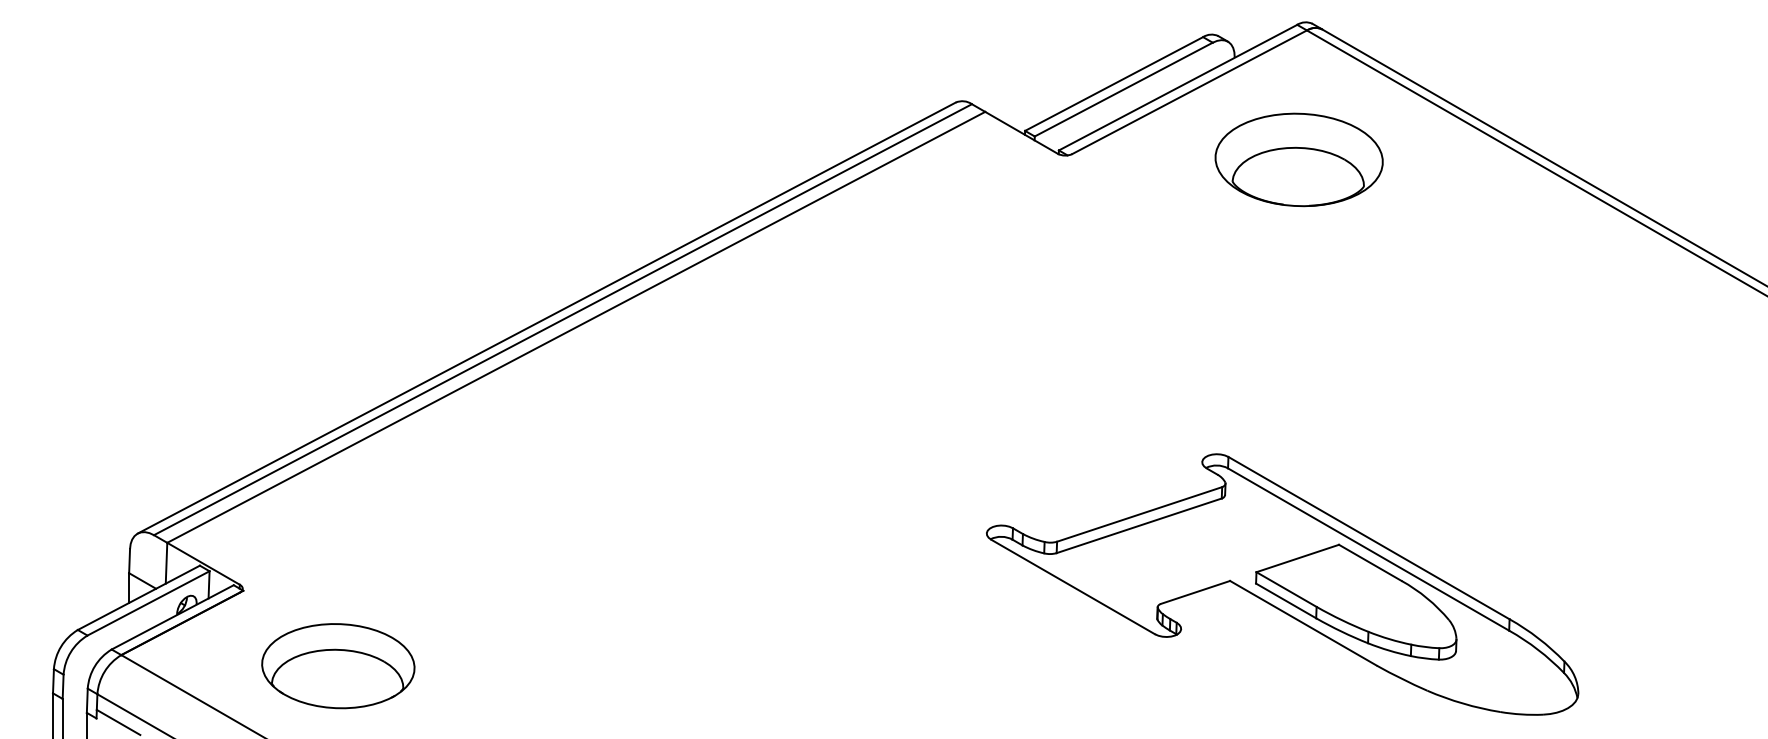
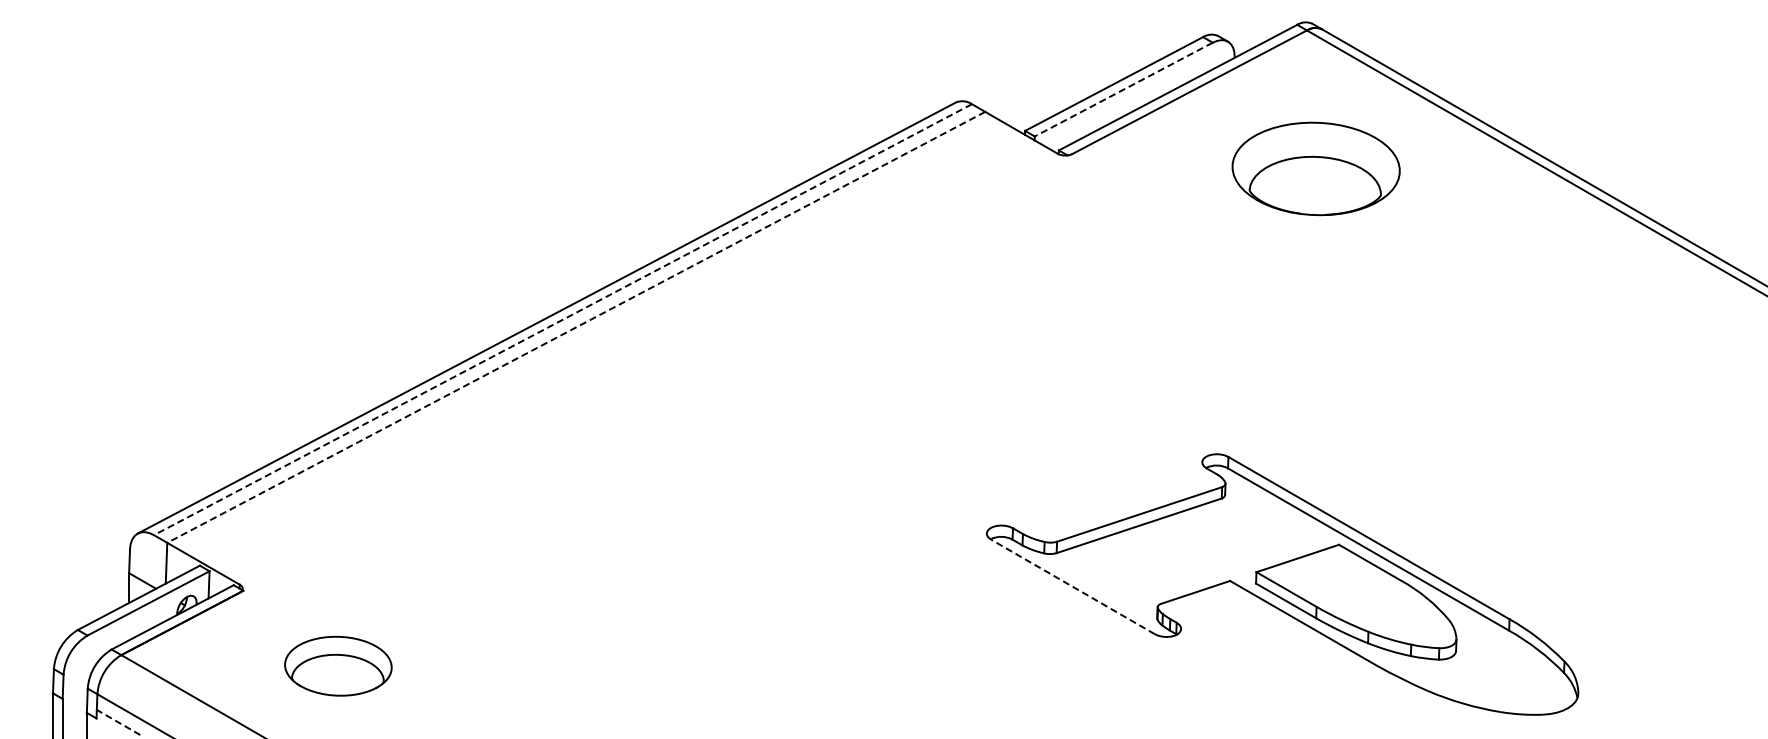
line: solid -> dashed (1123, 89)
part position: (1298, 159) -> (1315, 168) (1315, 168)
line: solid -> dashed (562, 319)
line: solid -> dashed (575, 327)
line: solid -> dashed (1073, 586)
part size: 155x87 px -> 109x62 px (338, 665)
line: solid -> dashed (118, 722)
